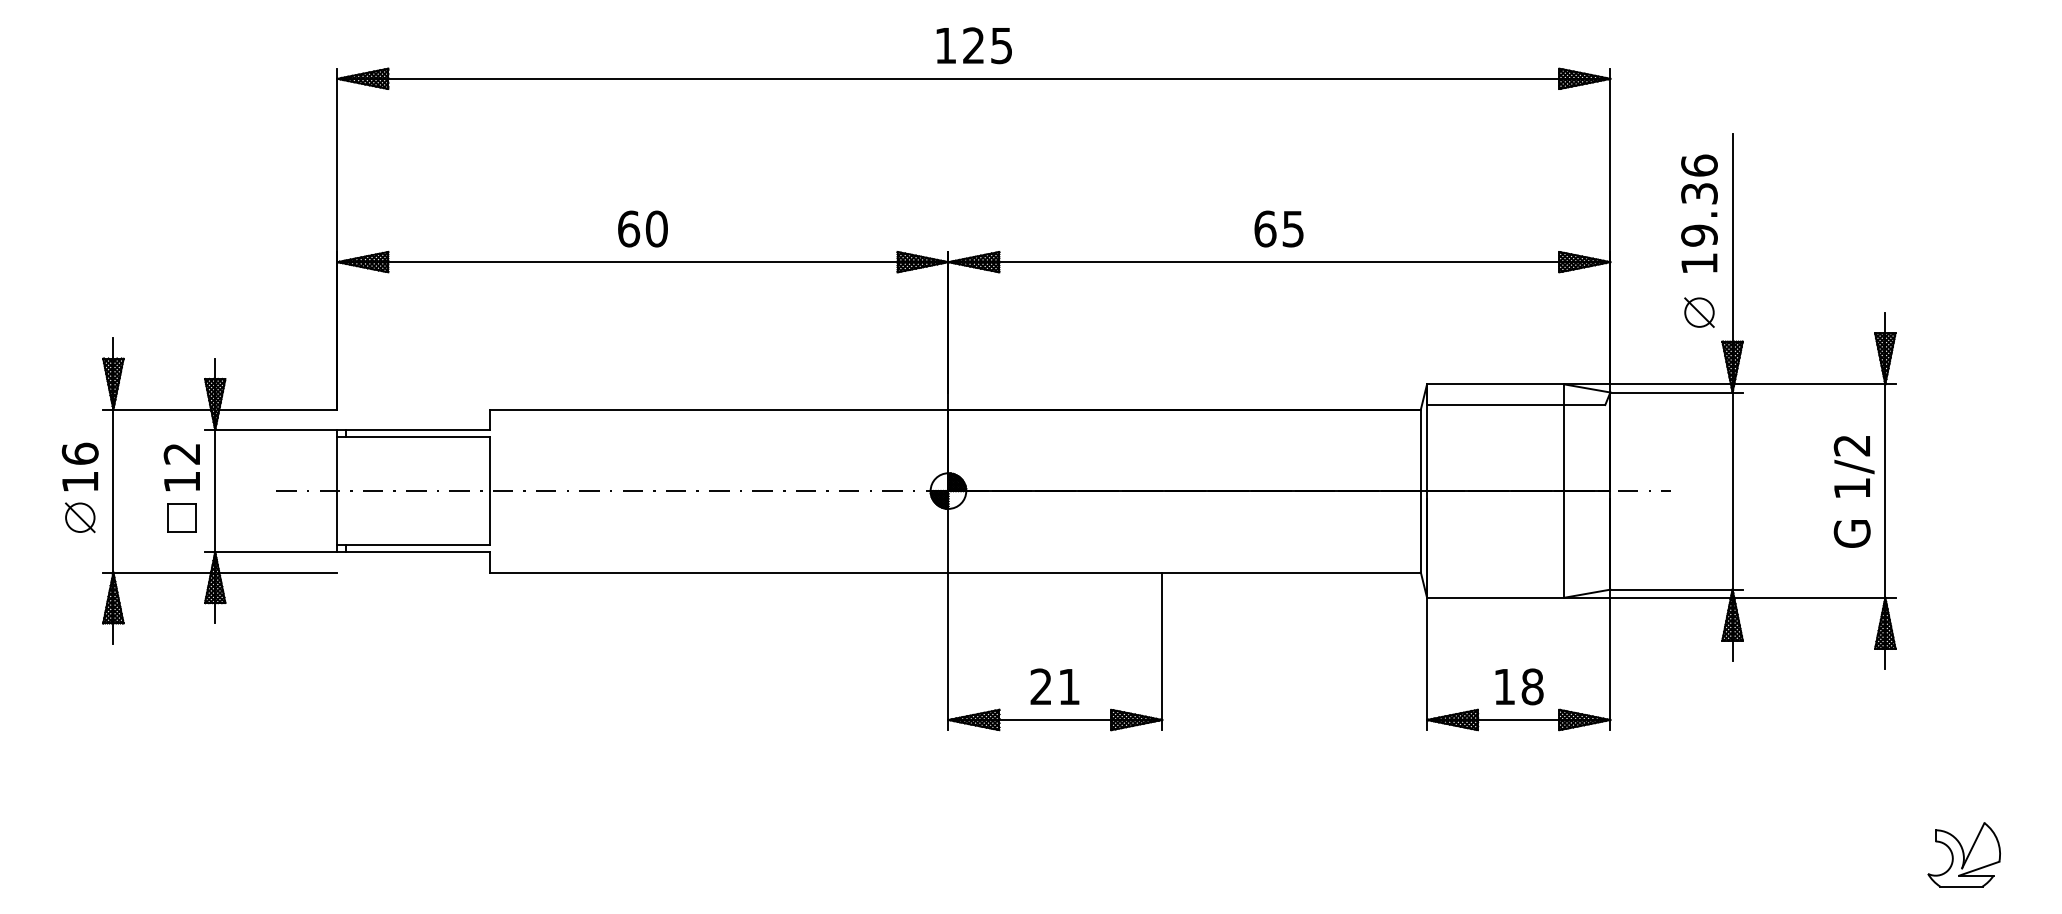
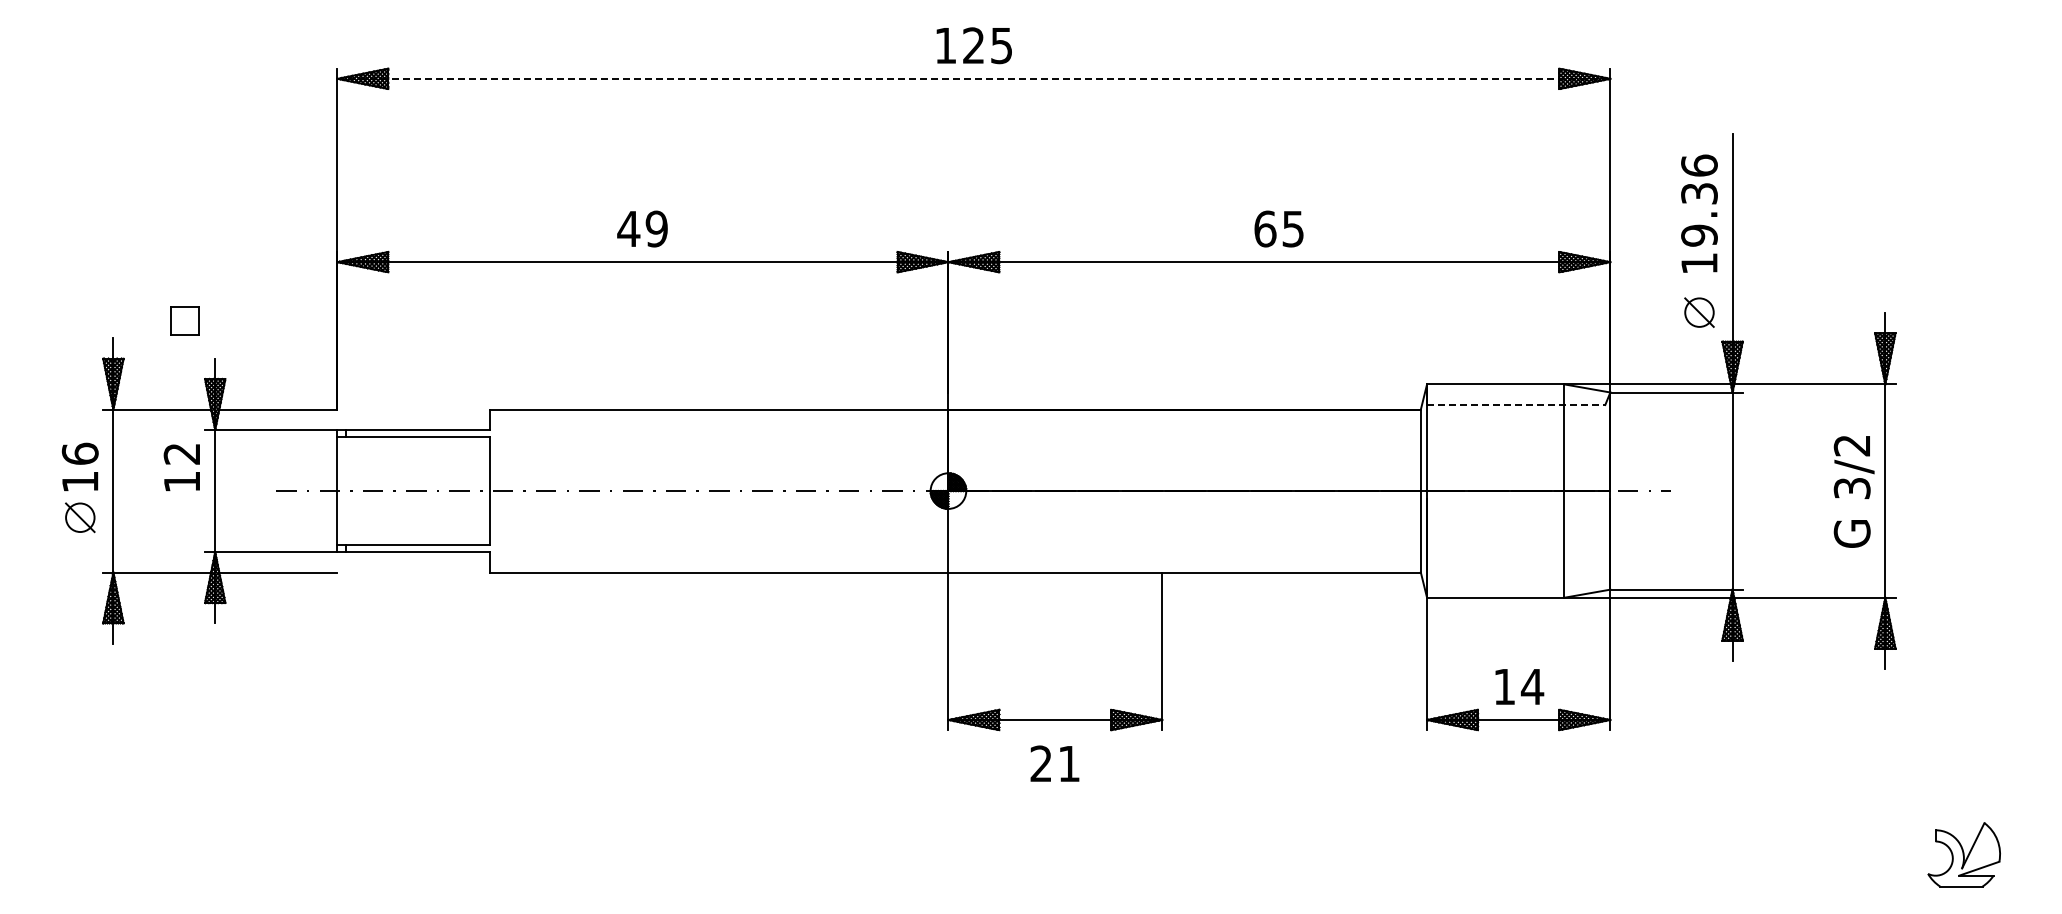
line: solid -> dashed (974, 78)
text: 60 -> 49 (642, 228)
line: solid -> dashed (1516, 405)
text: 1/2 -> 3/2 (1851, 488)
part position: (181, 517) -> (184, 320) (184, 320)
text position: (1054, 686) -> (1054, 763) (1054, 763)
text: 18 -> 14 (1532, 686)
